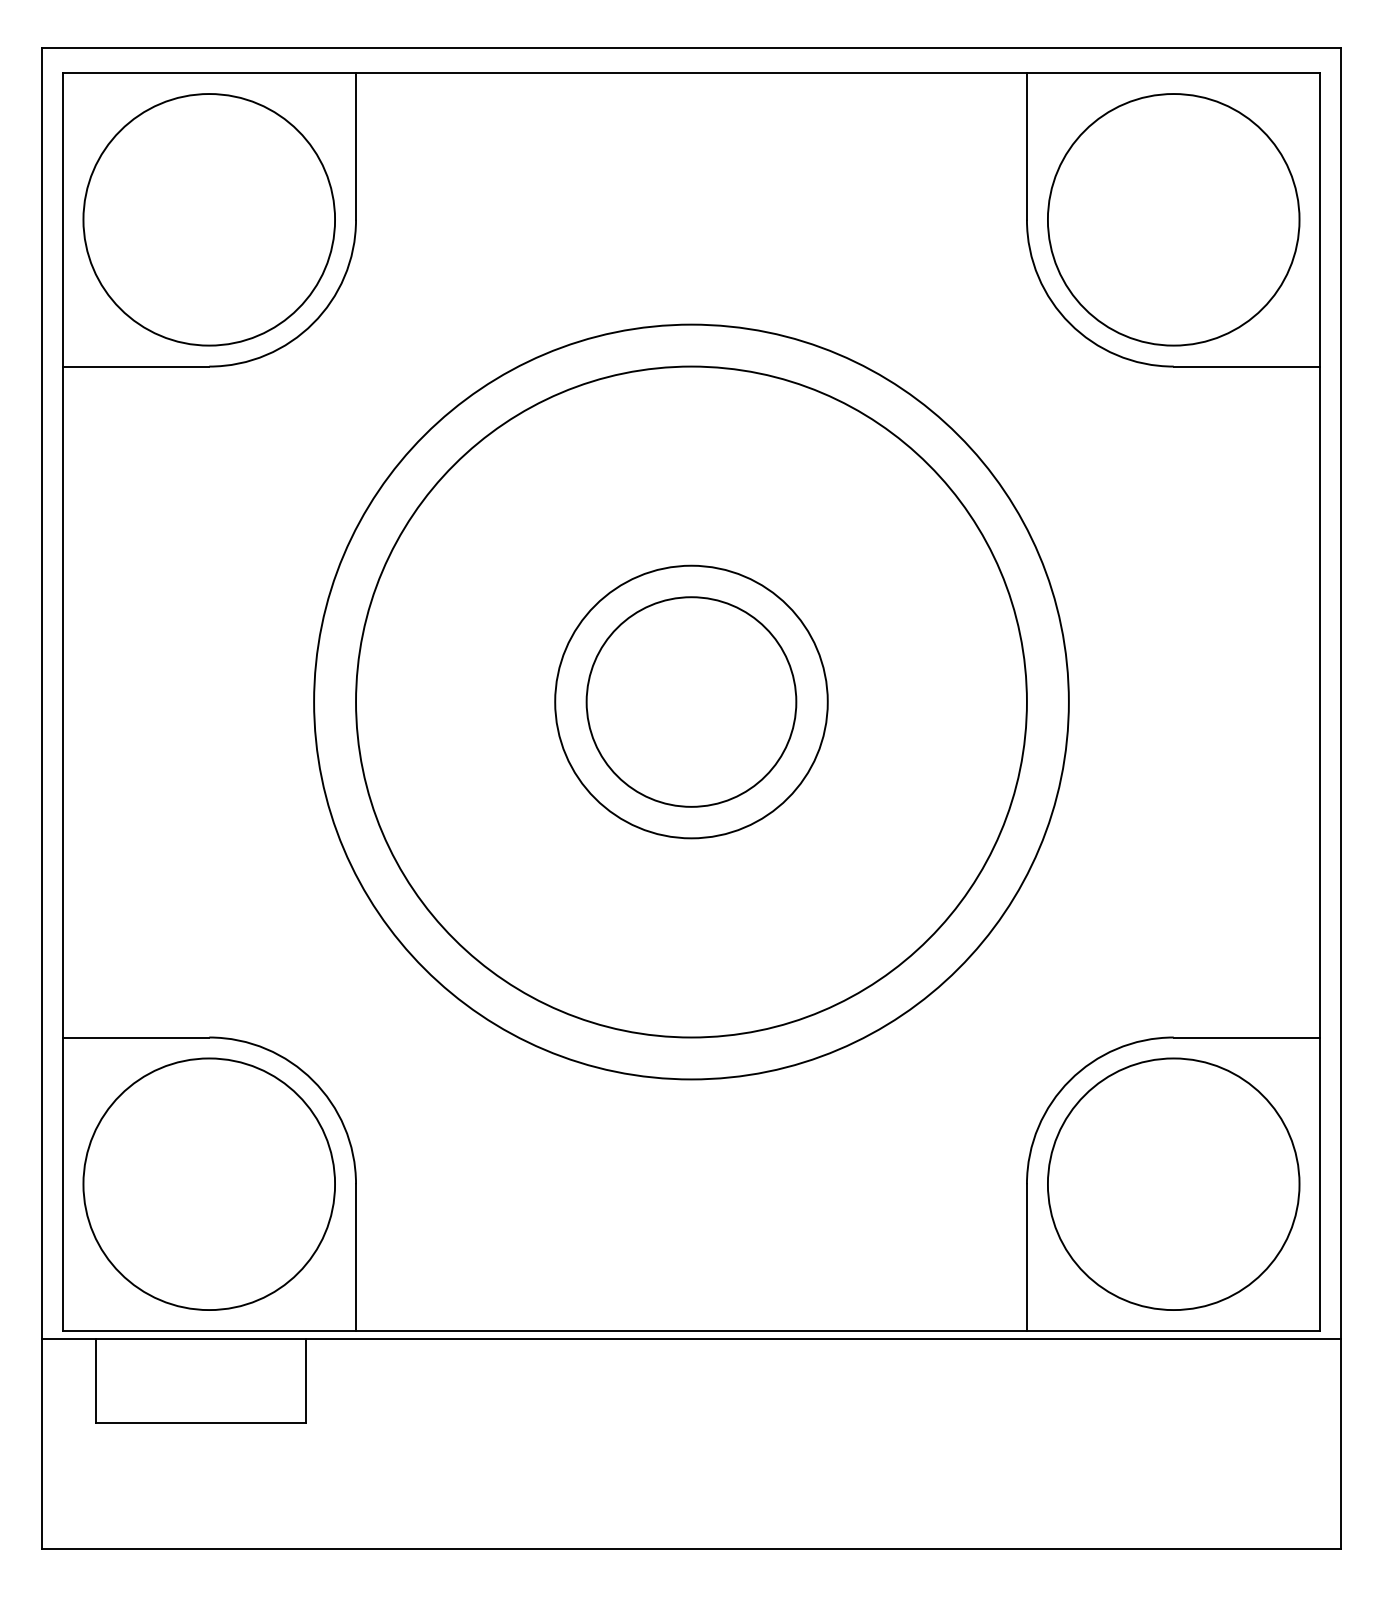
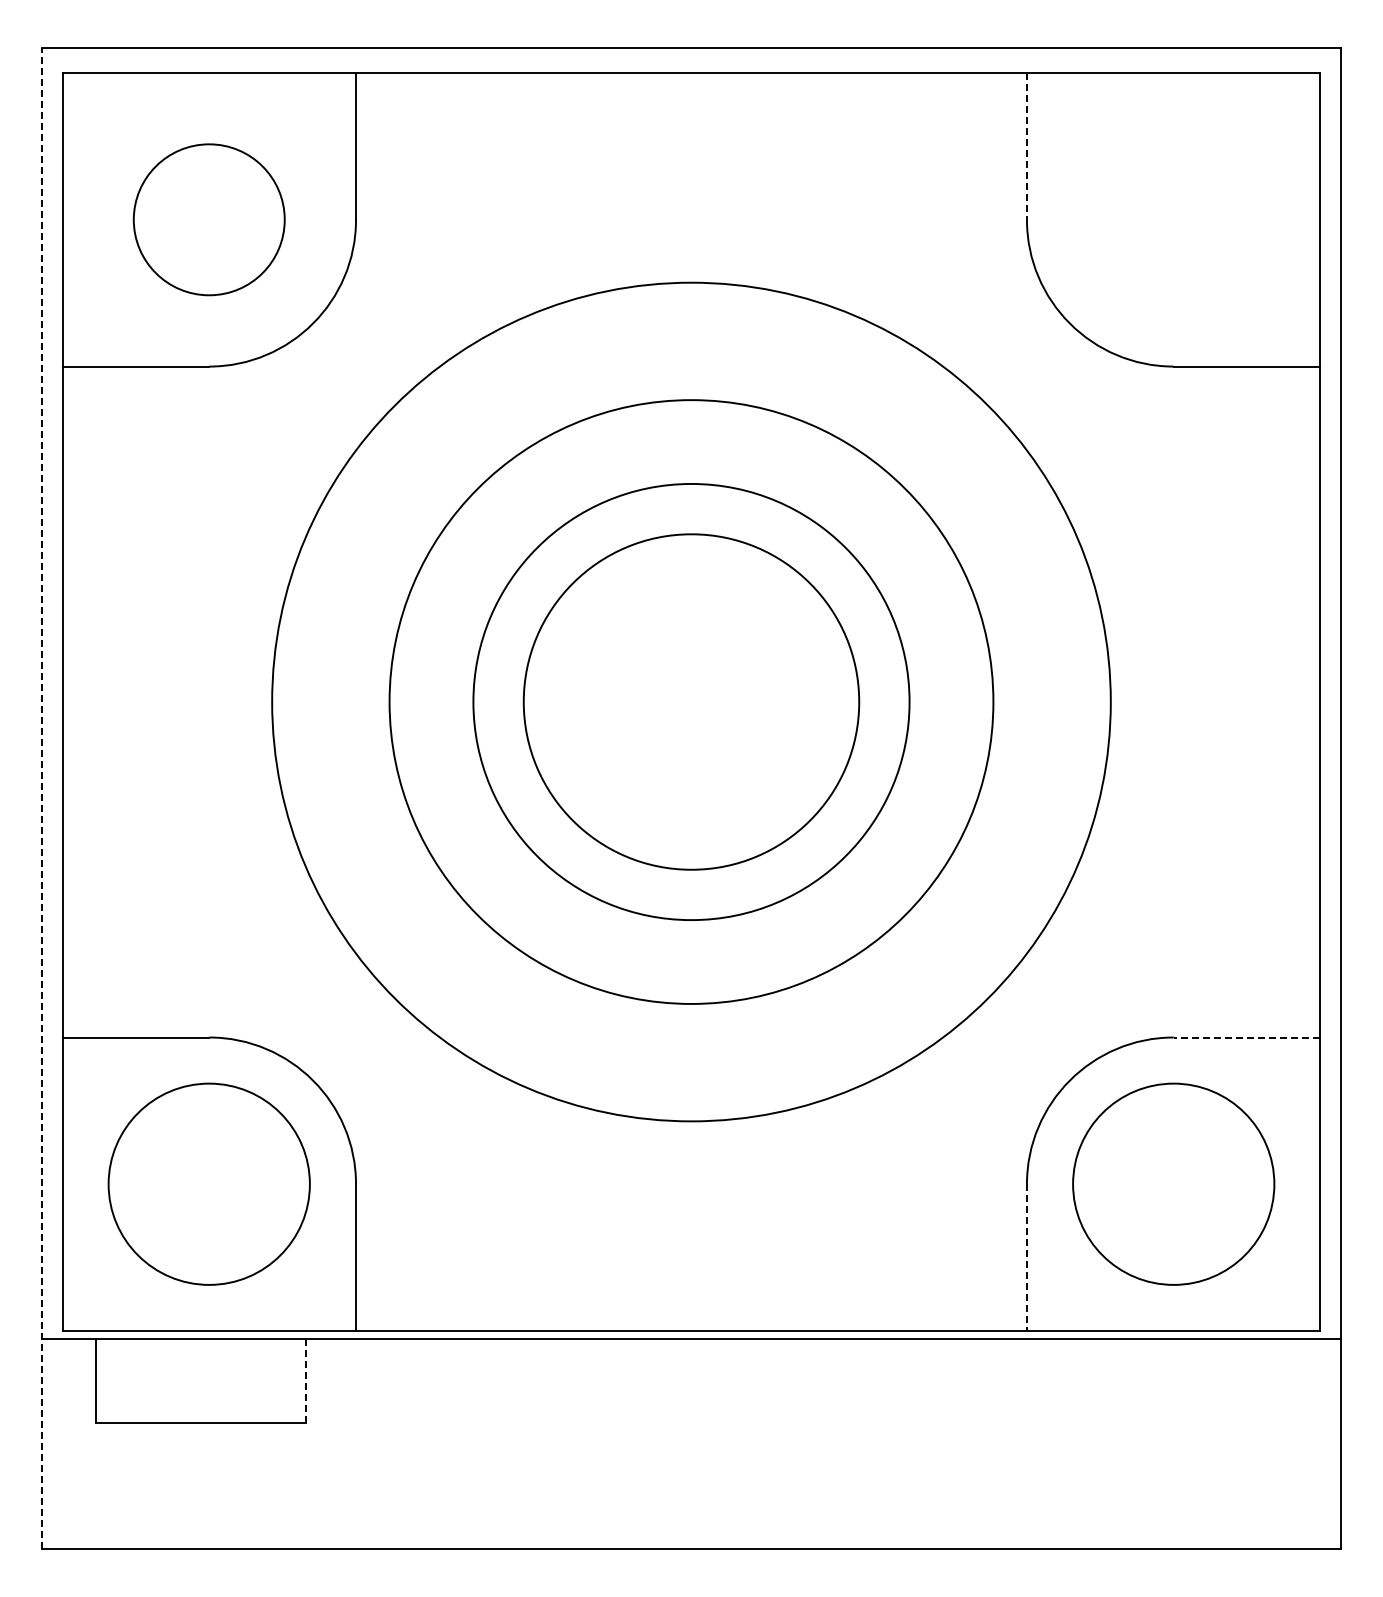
line: solid -> dashed (1026, 146)
circle diameter: 252 px -> 151 px (208, 219)
circle: present -> none (1173, 219)
circle diameter: 210 px -> 335 px (691, 701)
circle diameter: 273 px -> 436 px (691, 701)
circle diameter: 671 px -> 839 px (691, 701)
circle diameter: 755 px -> 604 px (691, 701)
line: solid -> dashed (41, 798)
line: solid -> dashed (1246, 1037)
circle diameter: 252 px -> 201 px (208, 1183)
circle diameter: 252 px -> 201 px (1173, 1183)
line: solid -> dashed (1026, 1258)
line: solid -> dashed (305, 1381)
